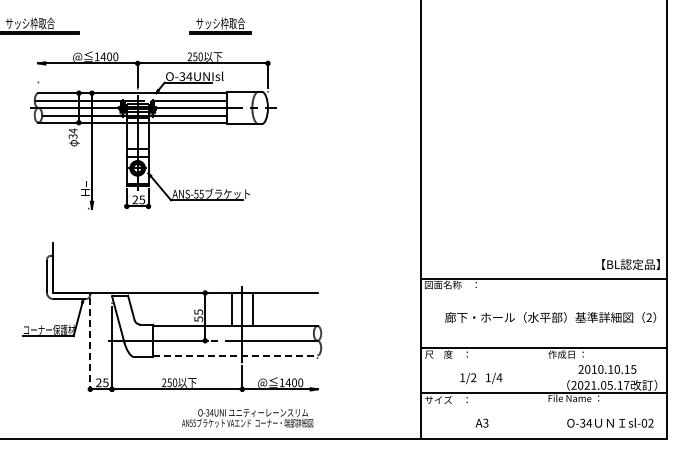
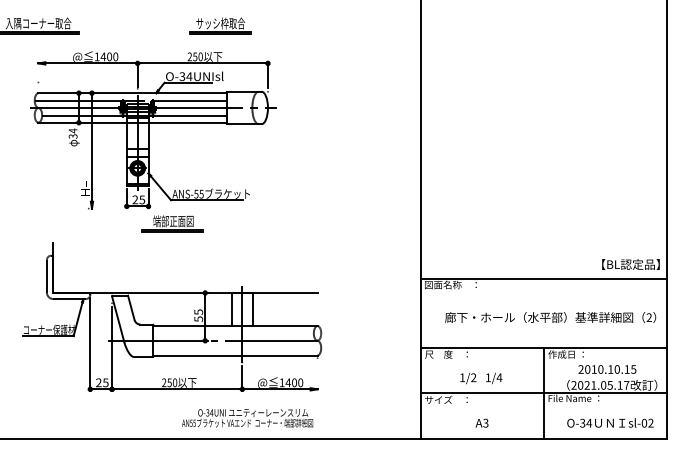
text: サッシ枠取合 -> 入隅コーナー取合 (38, 23)
part: none -> present (172, 223)
line: dashed -> solid (90, 345)
line: dashed -> solid (236, 355)
line: none -> present (544, 393)
